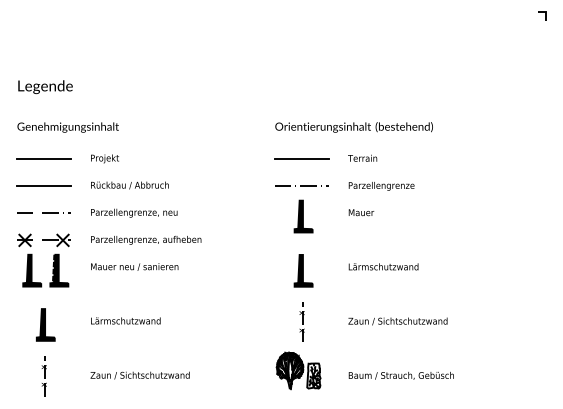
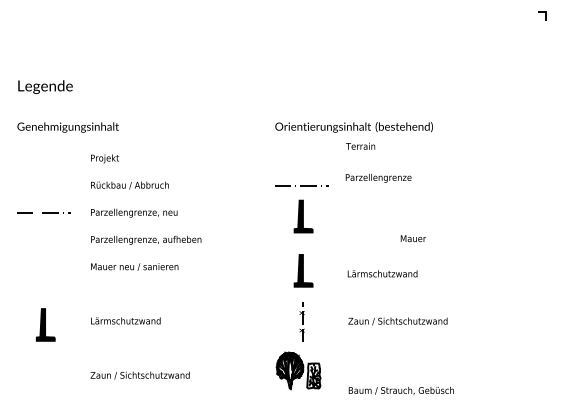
text position: (362, 157) -> (360, 145) (360, 145)
line: present -> none (43, 158)
line: present -> none (301, 159)
line: present -> none (43, 186)
text position: (381, 186) -> (378, 178) (378, 178)
text position: (361, 212) -> (413, 238) (413, 238)
part: present -> none (53, 260)
text position: (383, 266) -> (382, 273) (382, 273)
text position: (400, 375) -> (400, 390) (400, 390)
part: present -> none (43, 376)
